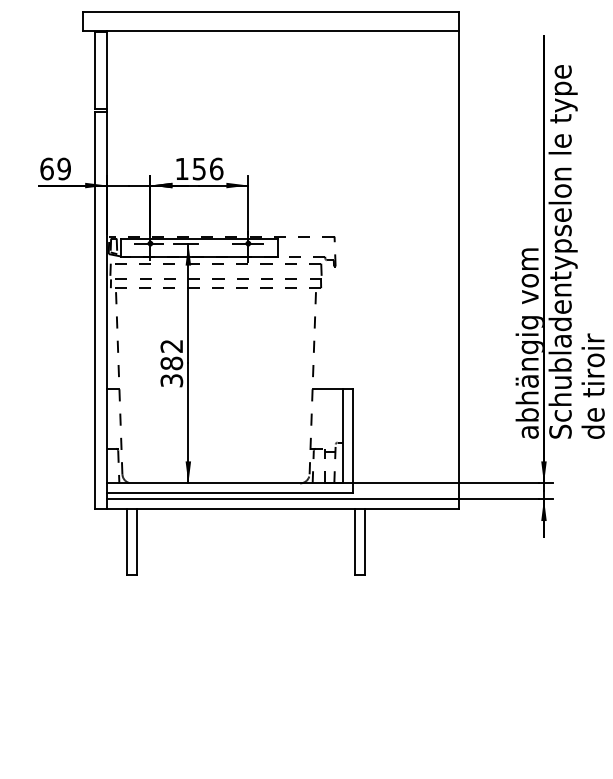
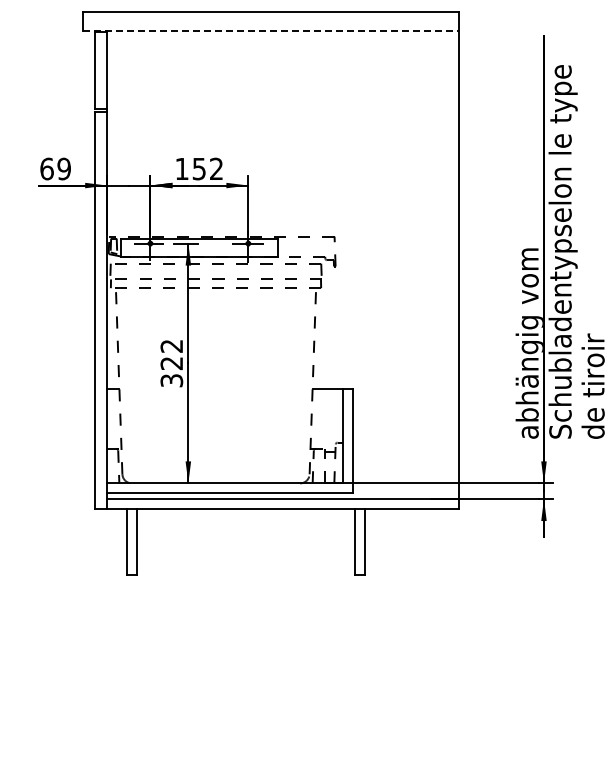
line: solid -> dashed (271, 30)
text: 156 -> 152 (216, 168)
text: 382 -> 322 (171, 363)
